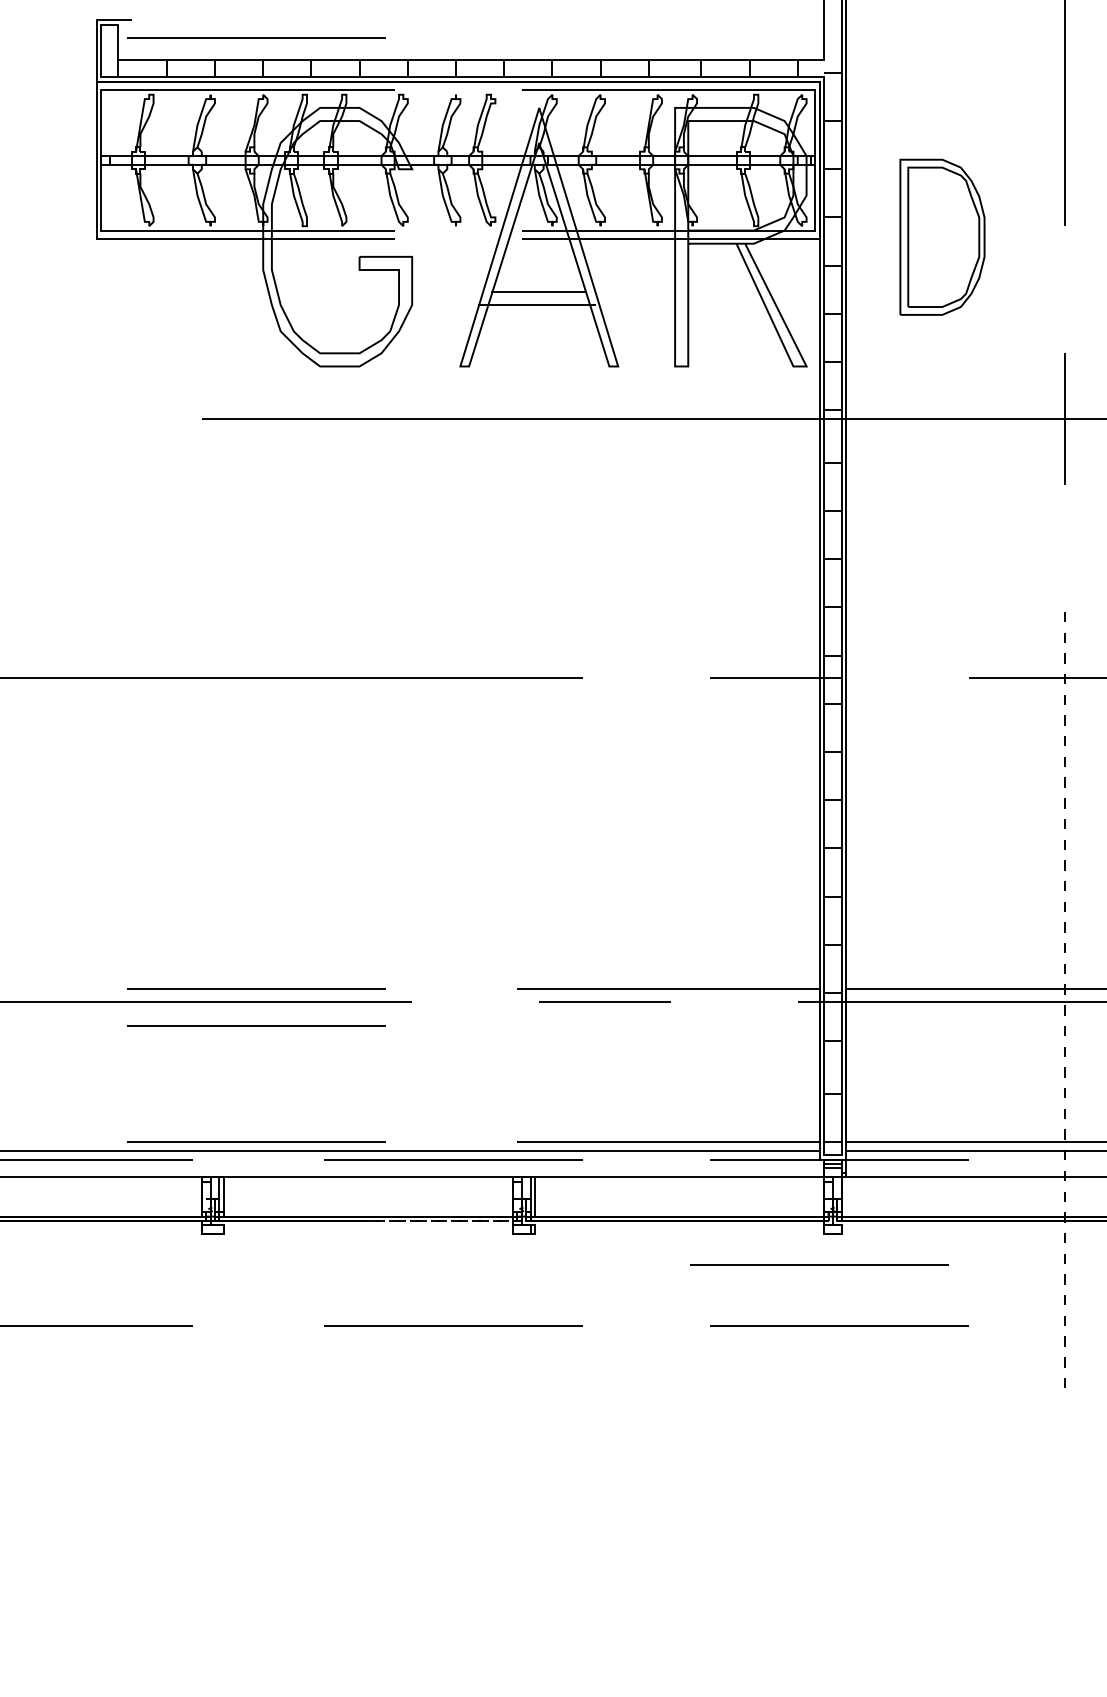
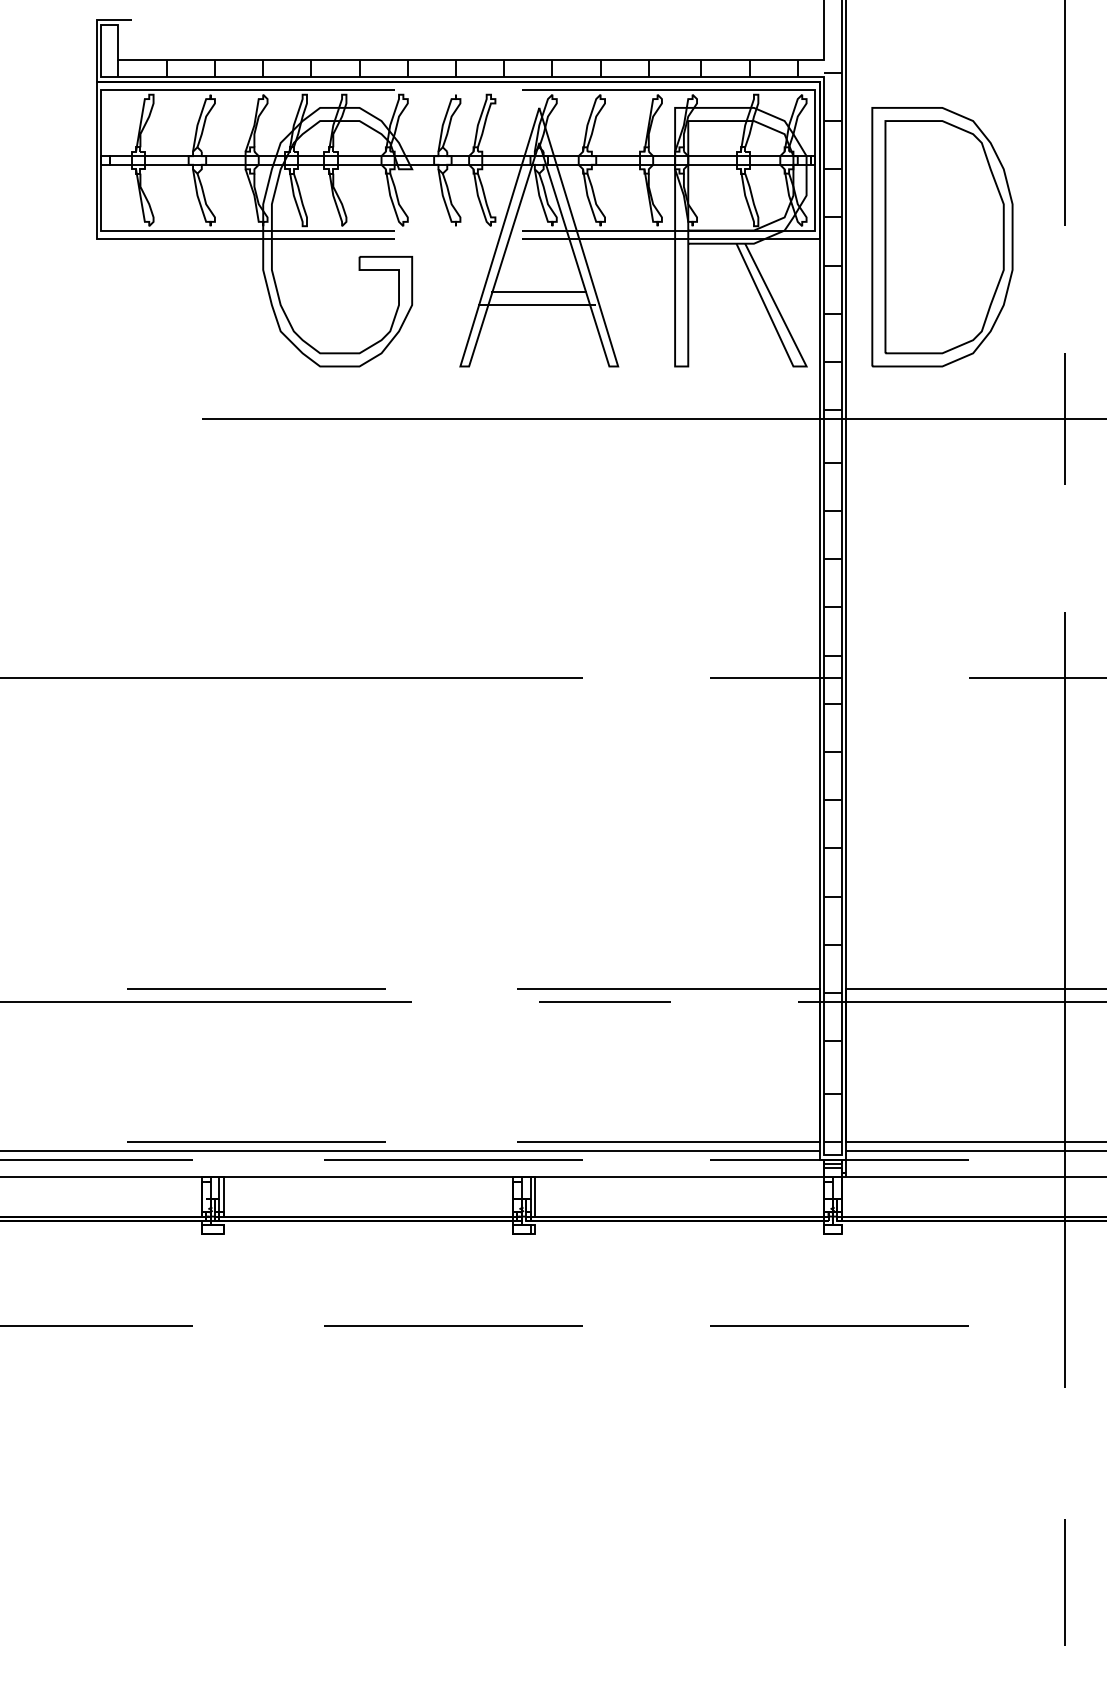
line: present -> none (256, 37)
part size: 87x158 px -> 143x261 px (942, 237)
line: dashed -> solid (1065, 999)
line: present -> none (256, 1025)
line: dashed -> solid (521, 1221)
line: present -> none (819, 1264)
line: none -> present (1064, 1582)
